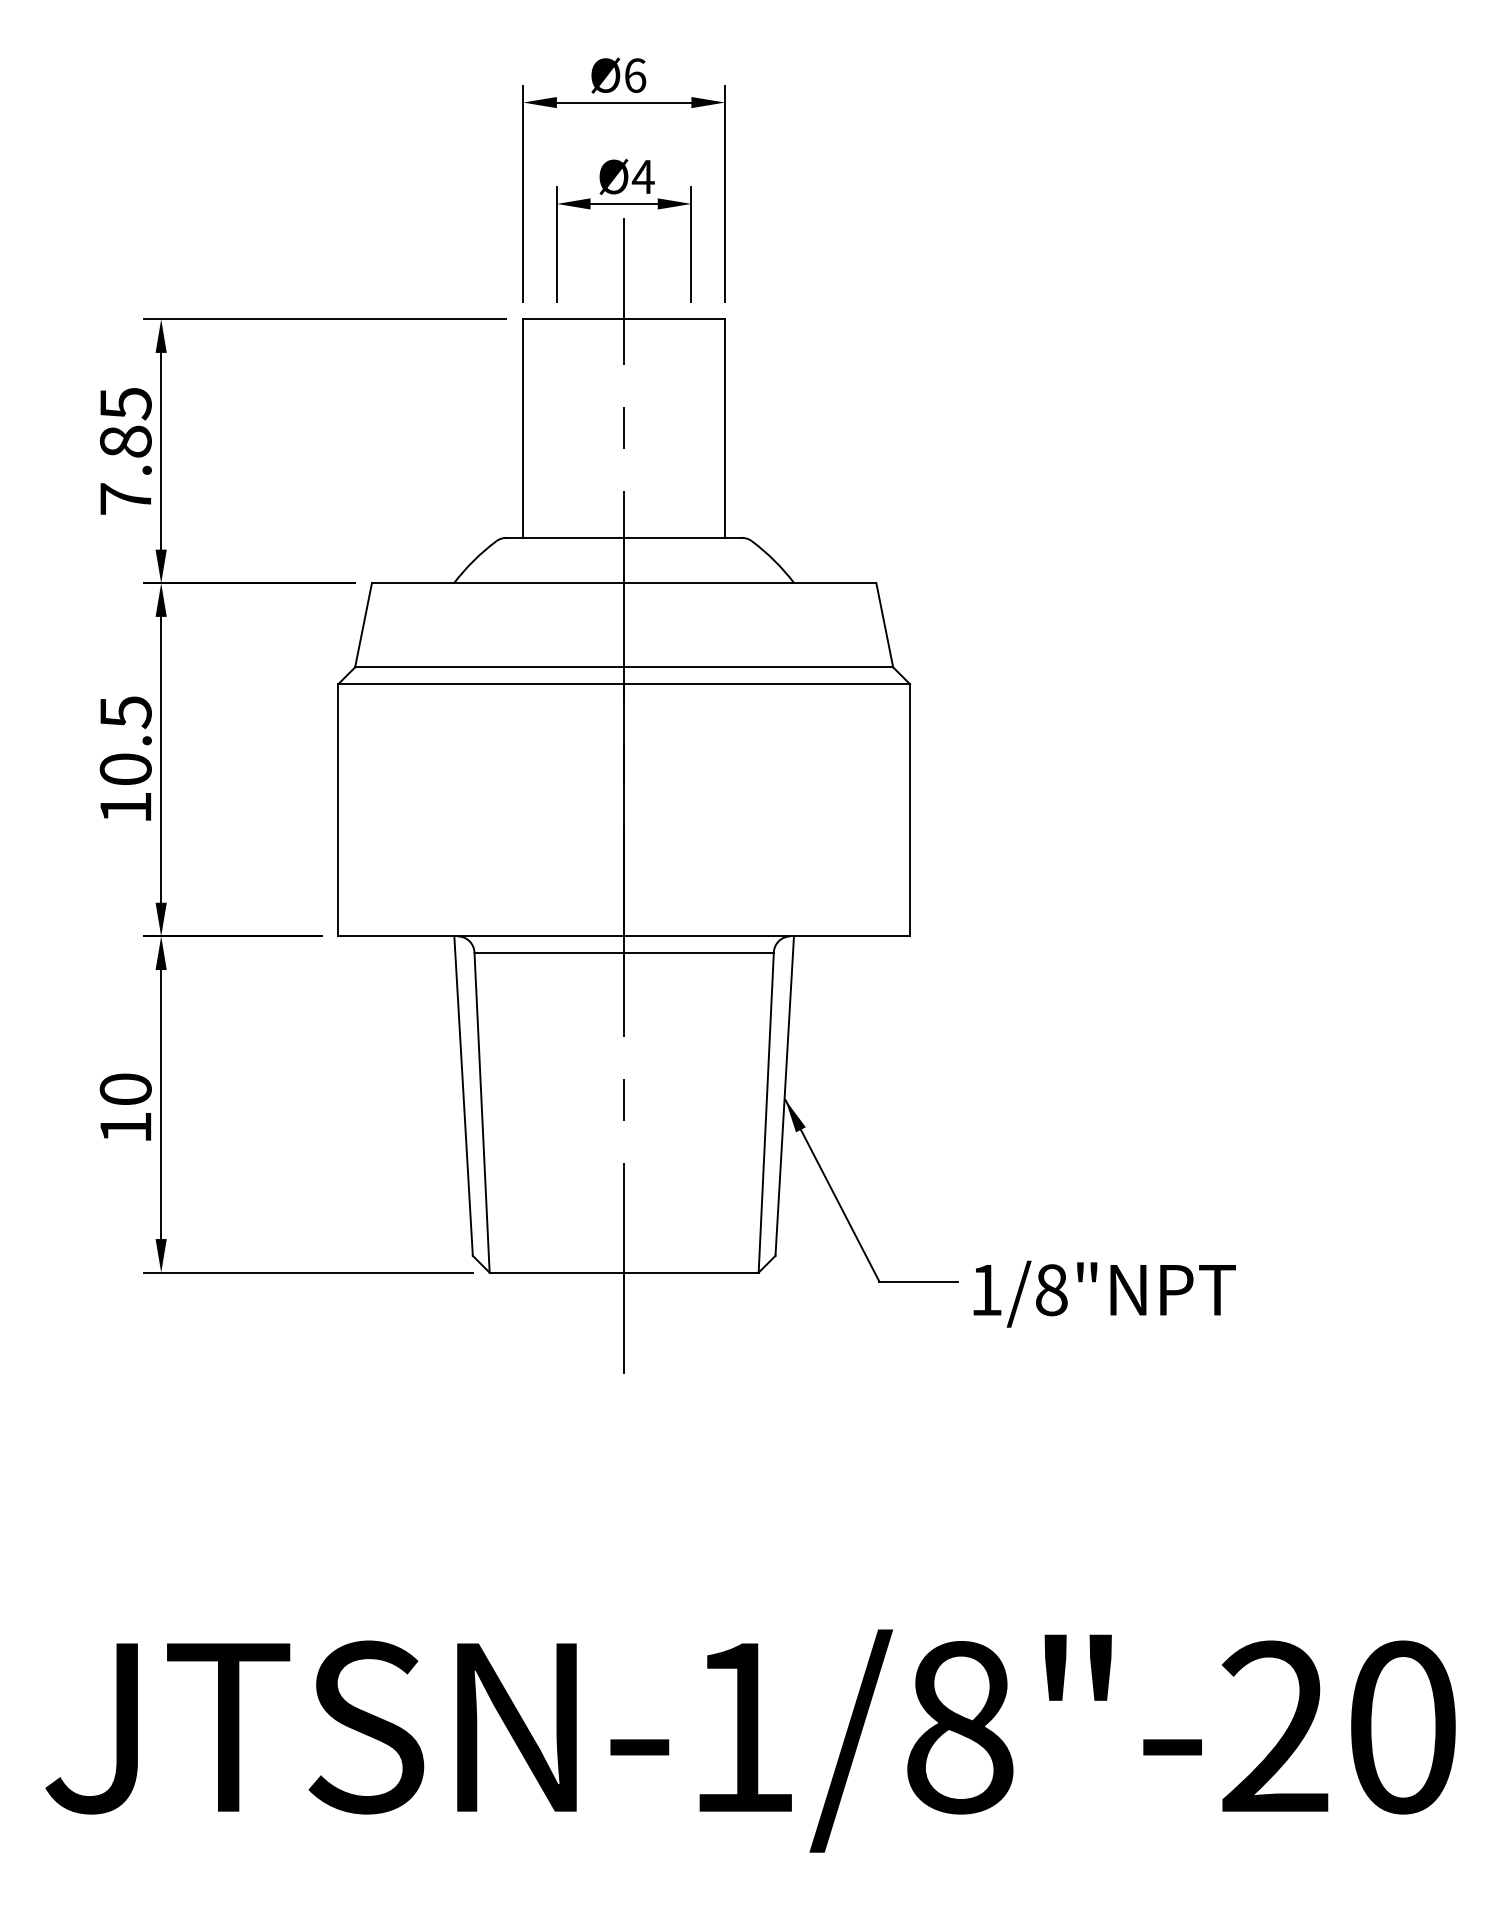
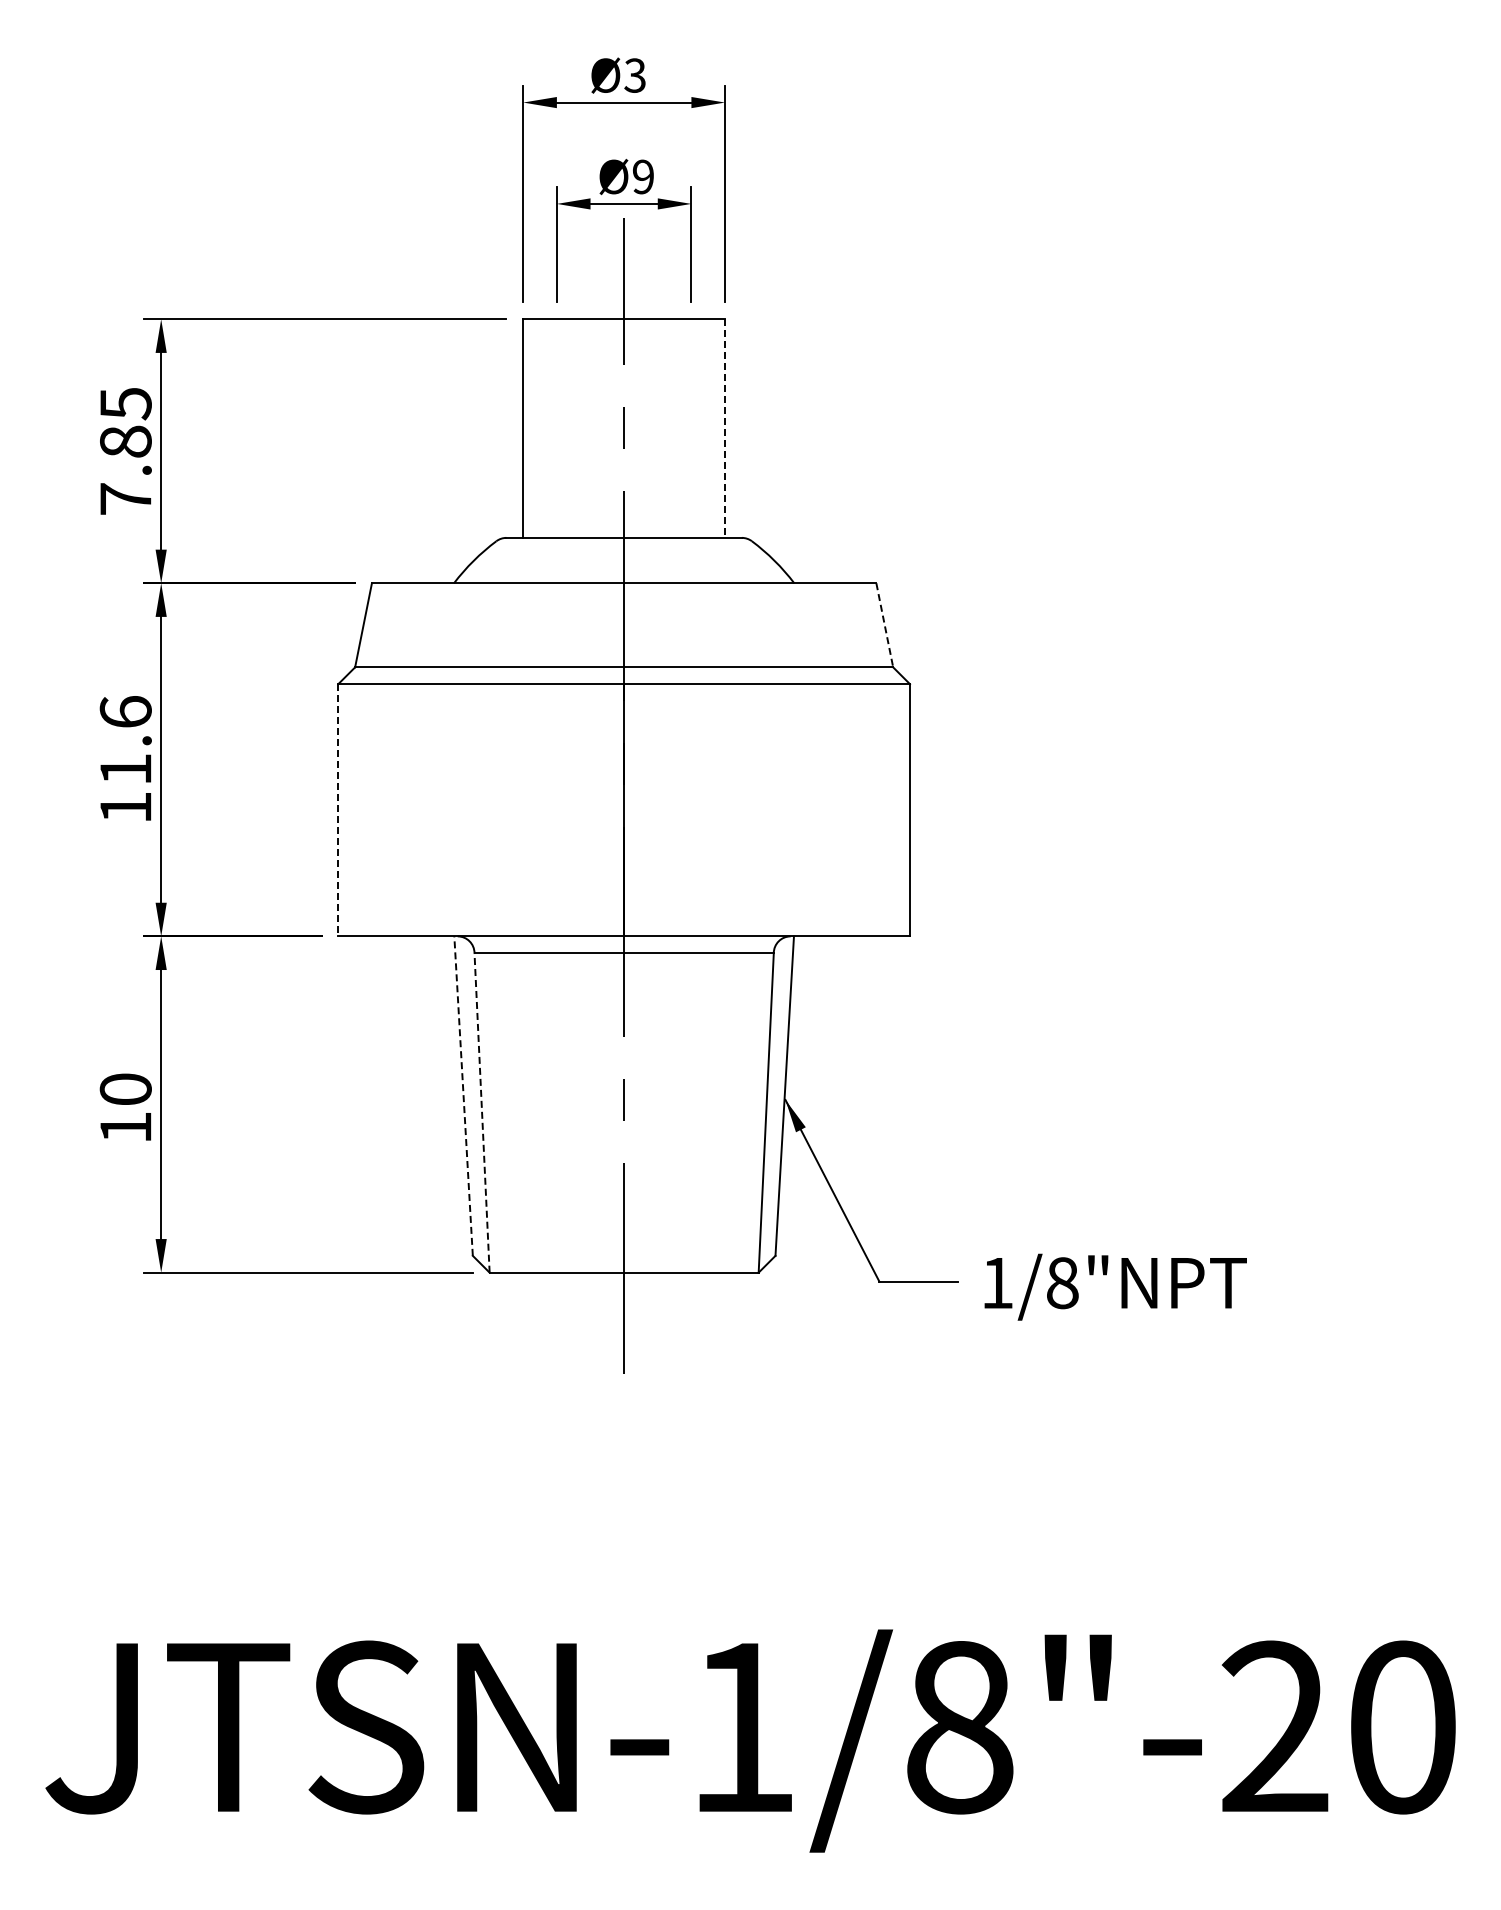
text: Ø6 -> Ø3 (635, 75)
text: Ø4 -> Ø9 (642, 176)
line: solid -> dashed (725, 429)
line: solid -> dashed (884, 625)
text: 10.5 -> 11.6 (125, 740)
line: solid -> dashed (338, 810)
line: solid -> dashed (463, 1095)
line: solid -> dashed (482, 1112)
text position: (1104, 1293) -> (1115, 1286) (1115, 1286)
